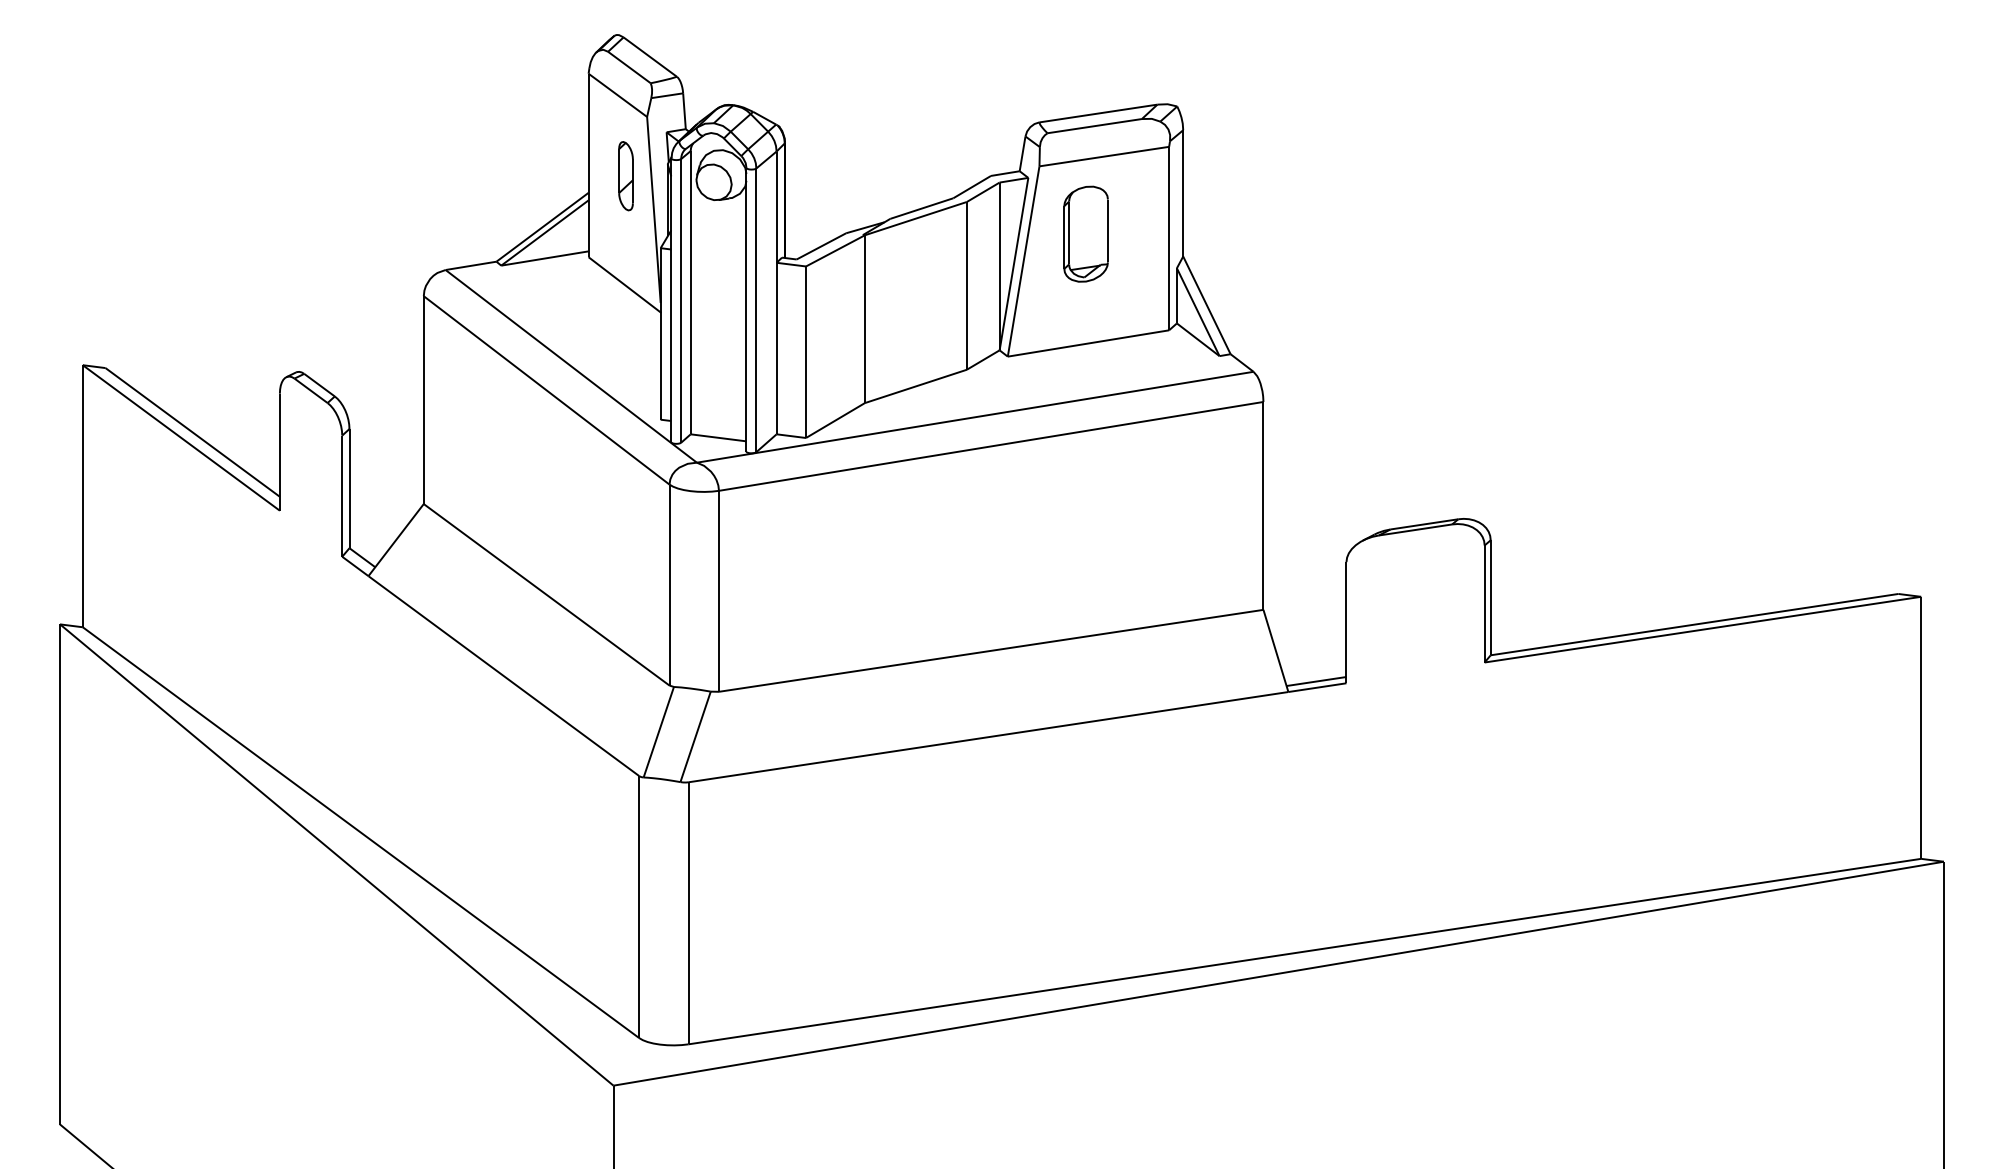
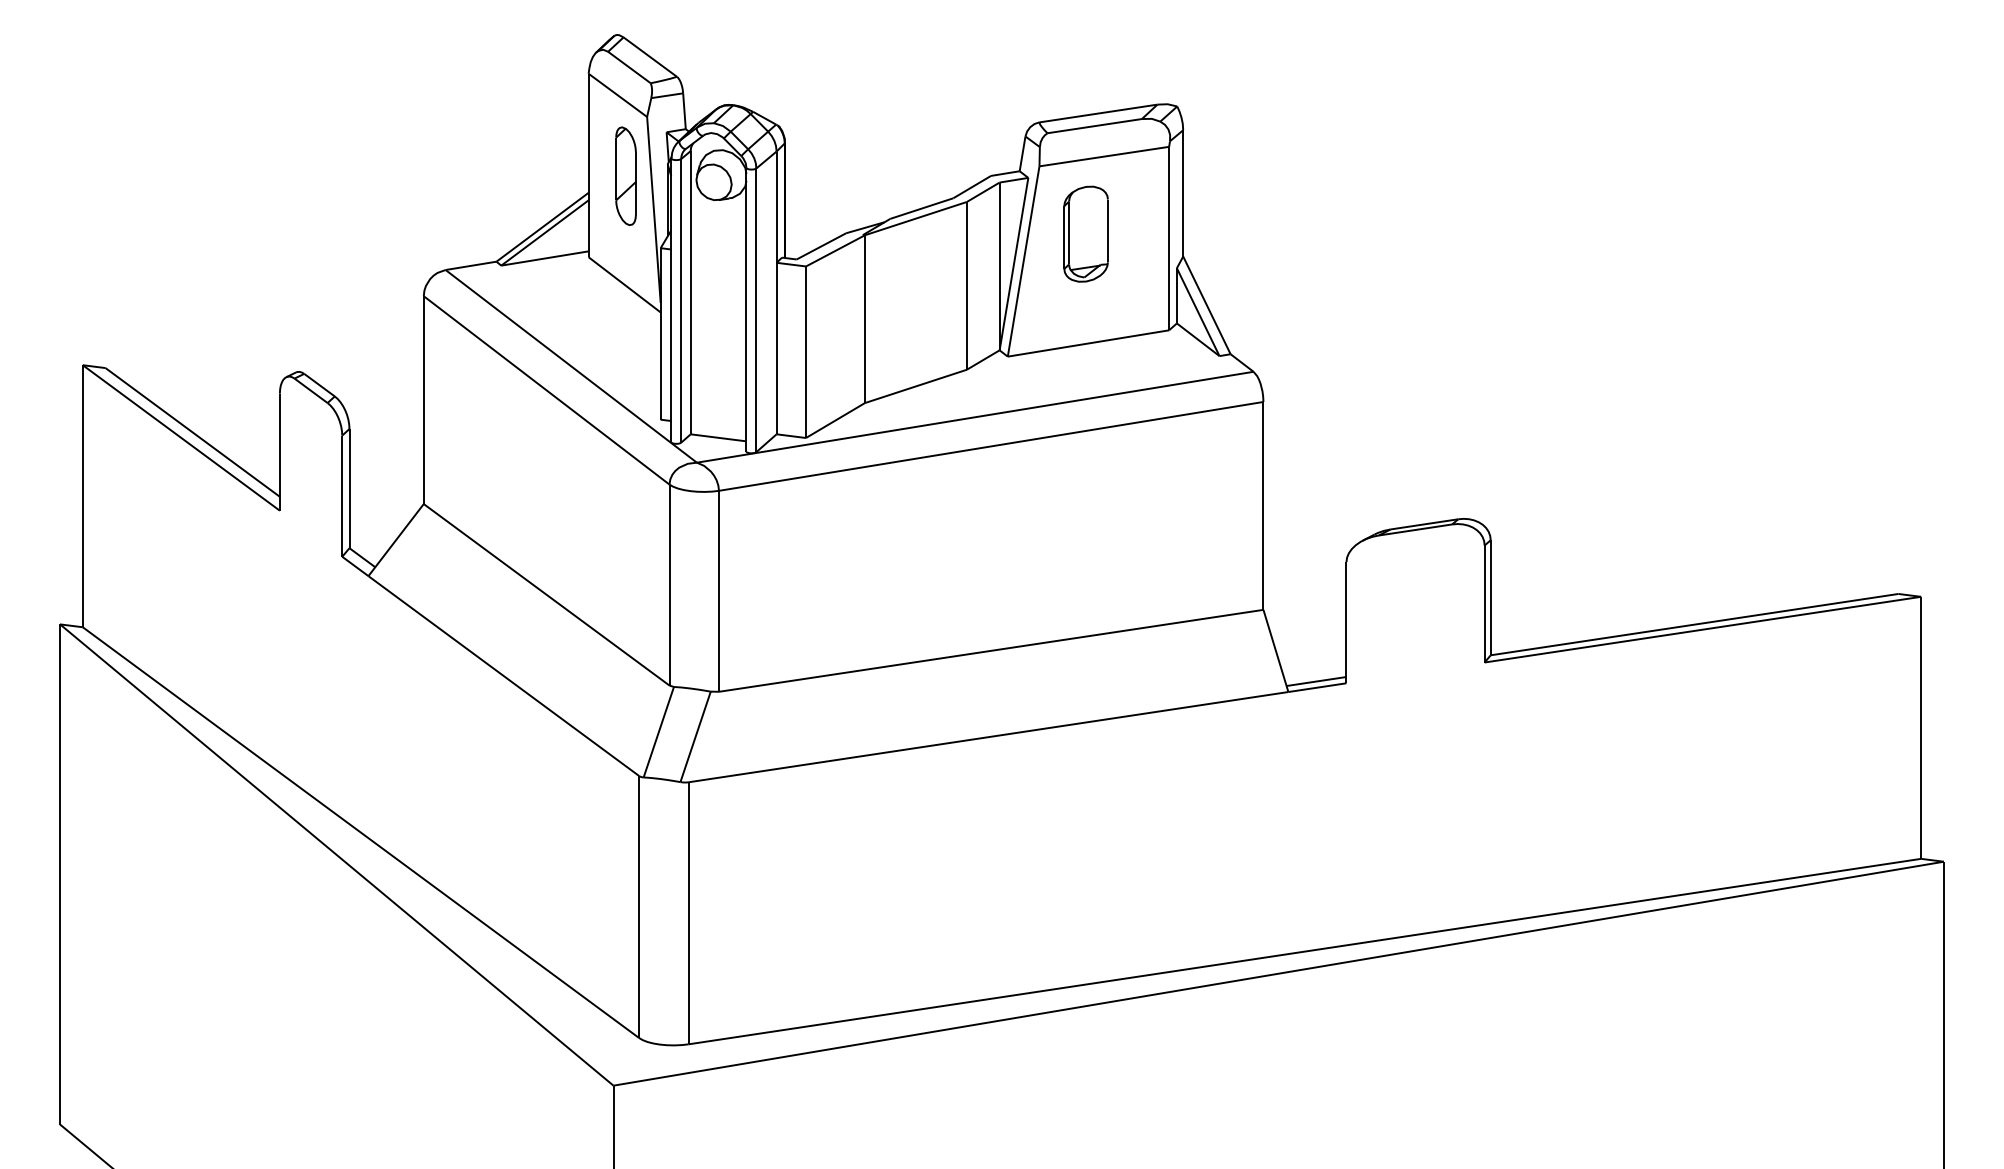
part size: 16x71 px -> 22x100 px (625, 175)
